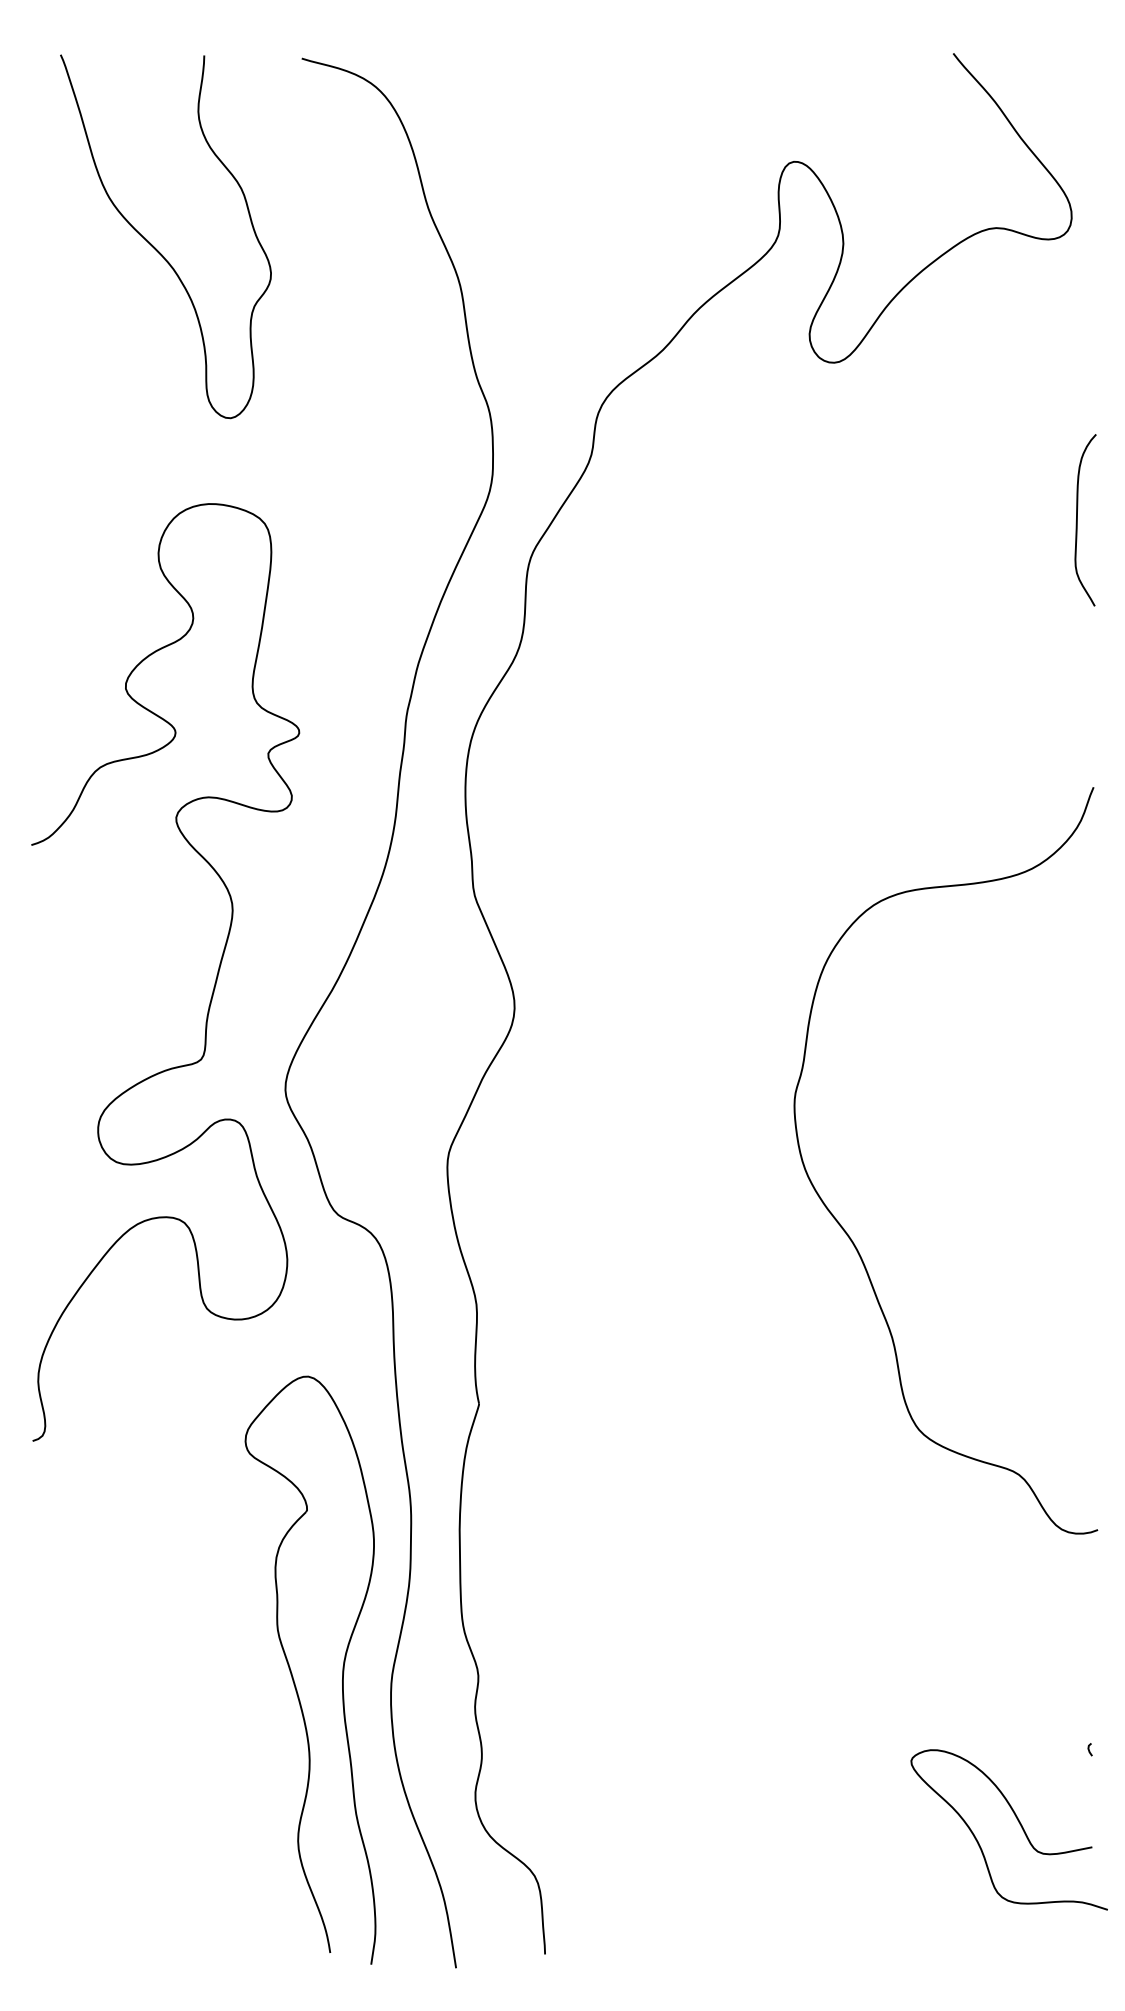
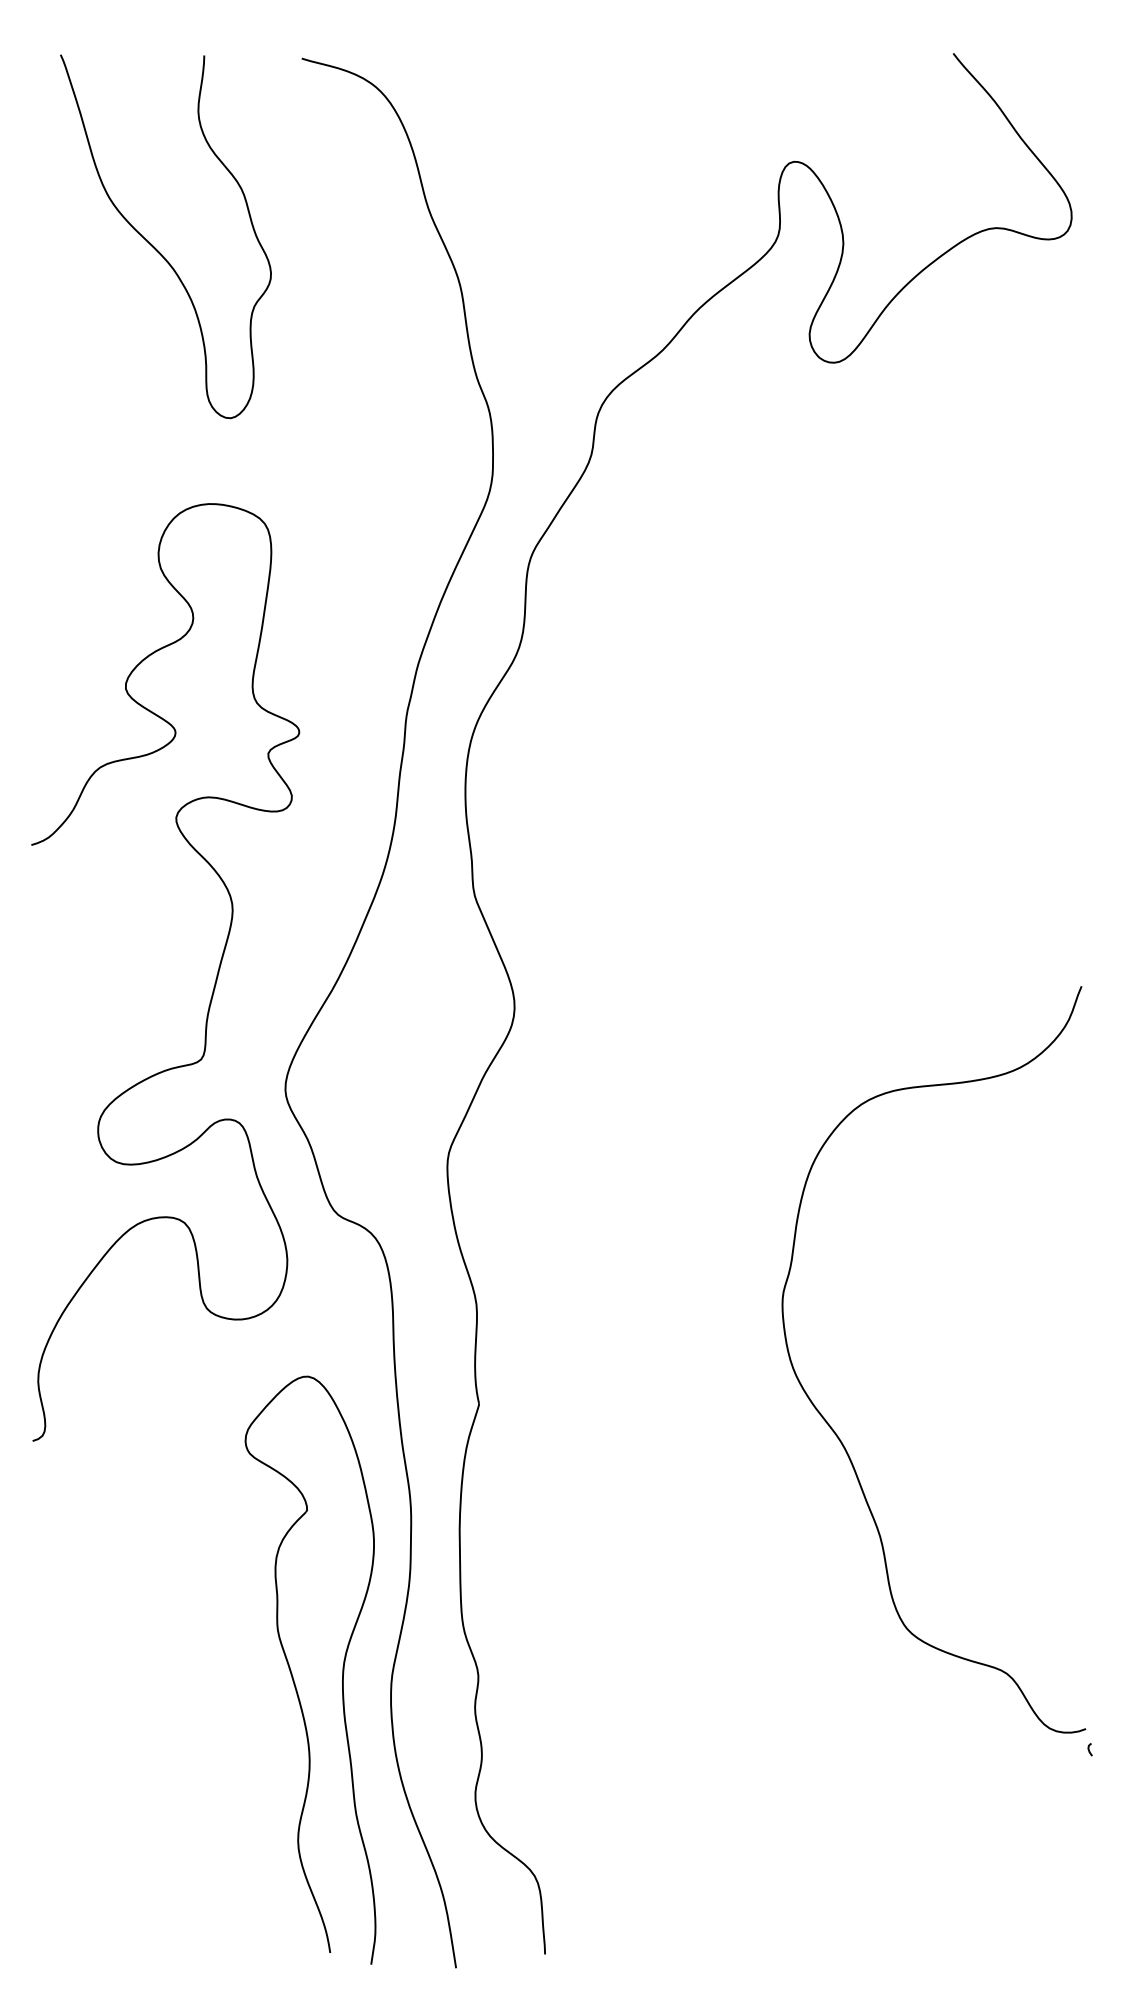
curve: present -> none (1077, 520)
curve position: (849, 1235) -> (837, 1434) (837, 1434)
curve: present -> none (1019, 1824)
